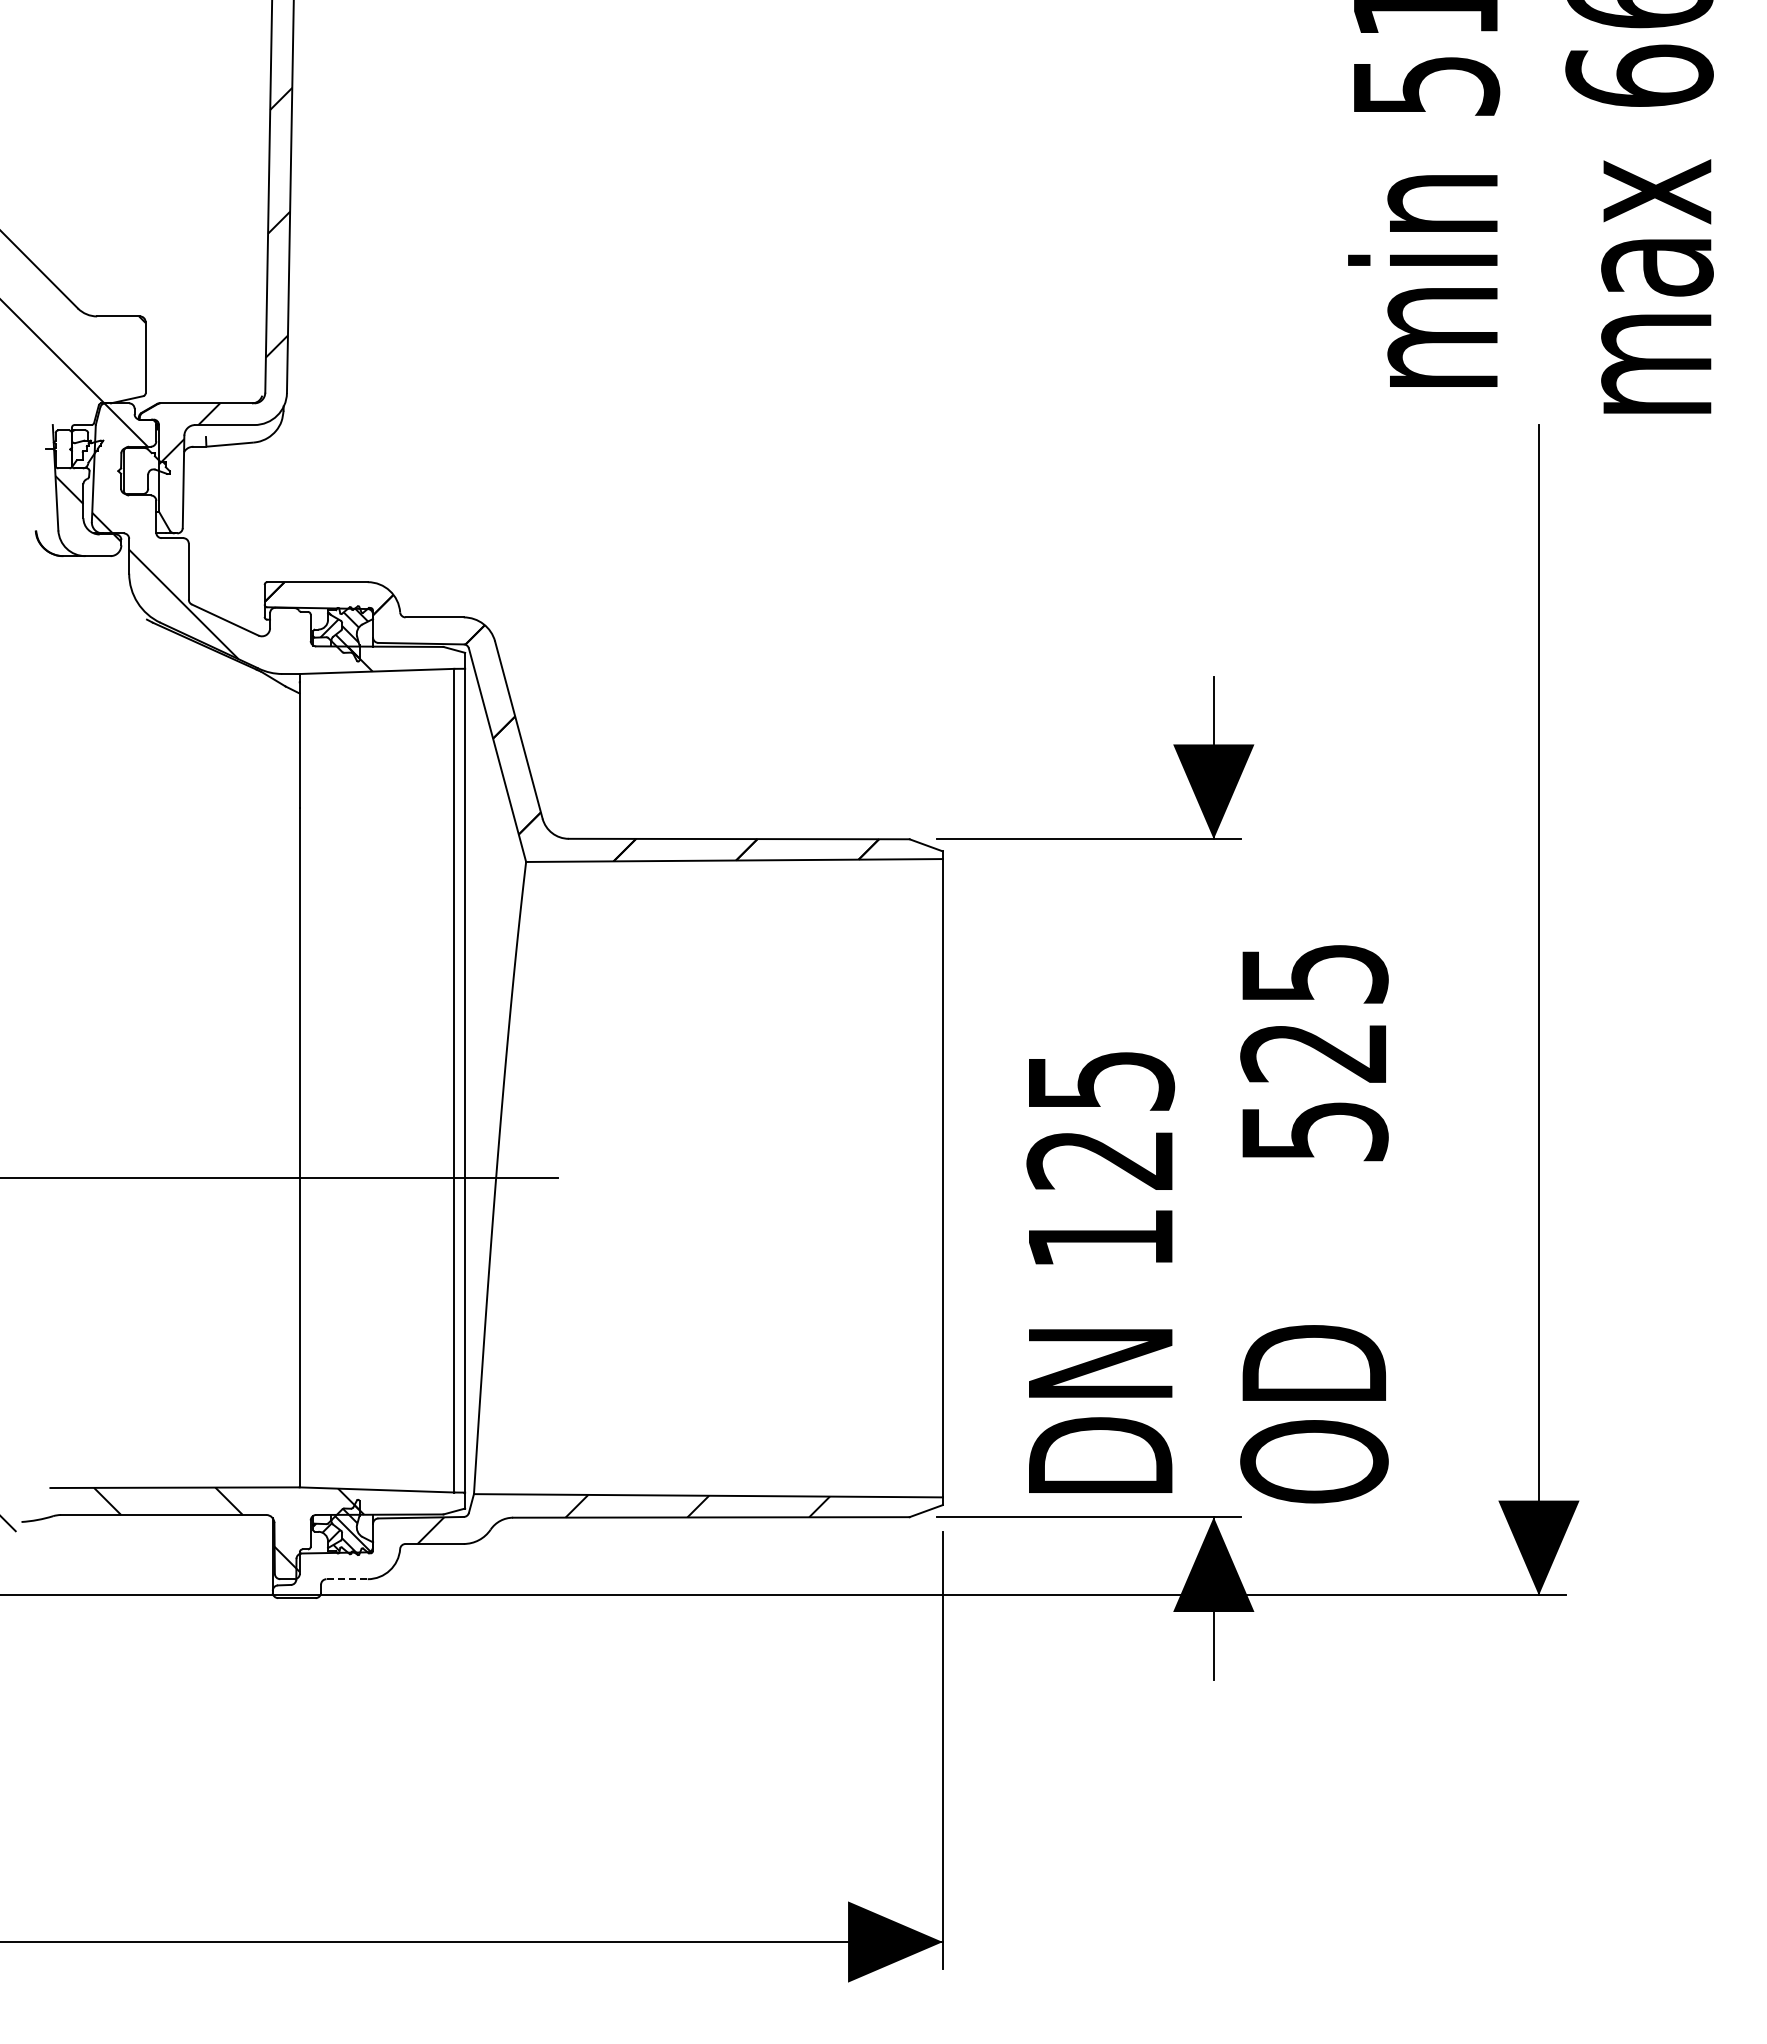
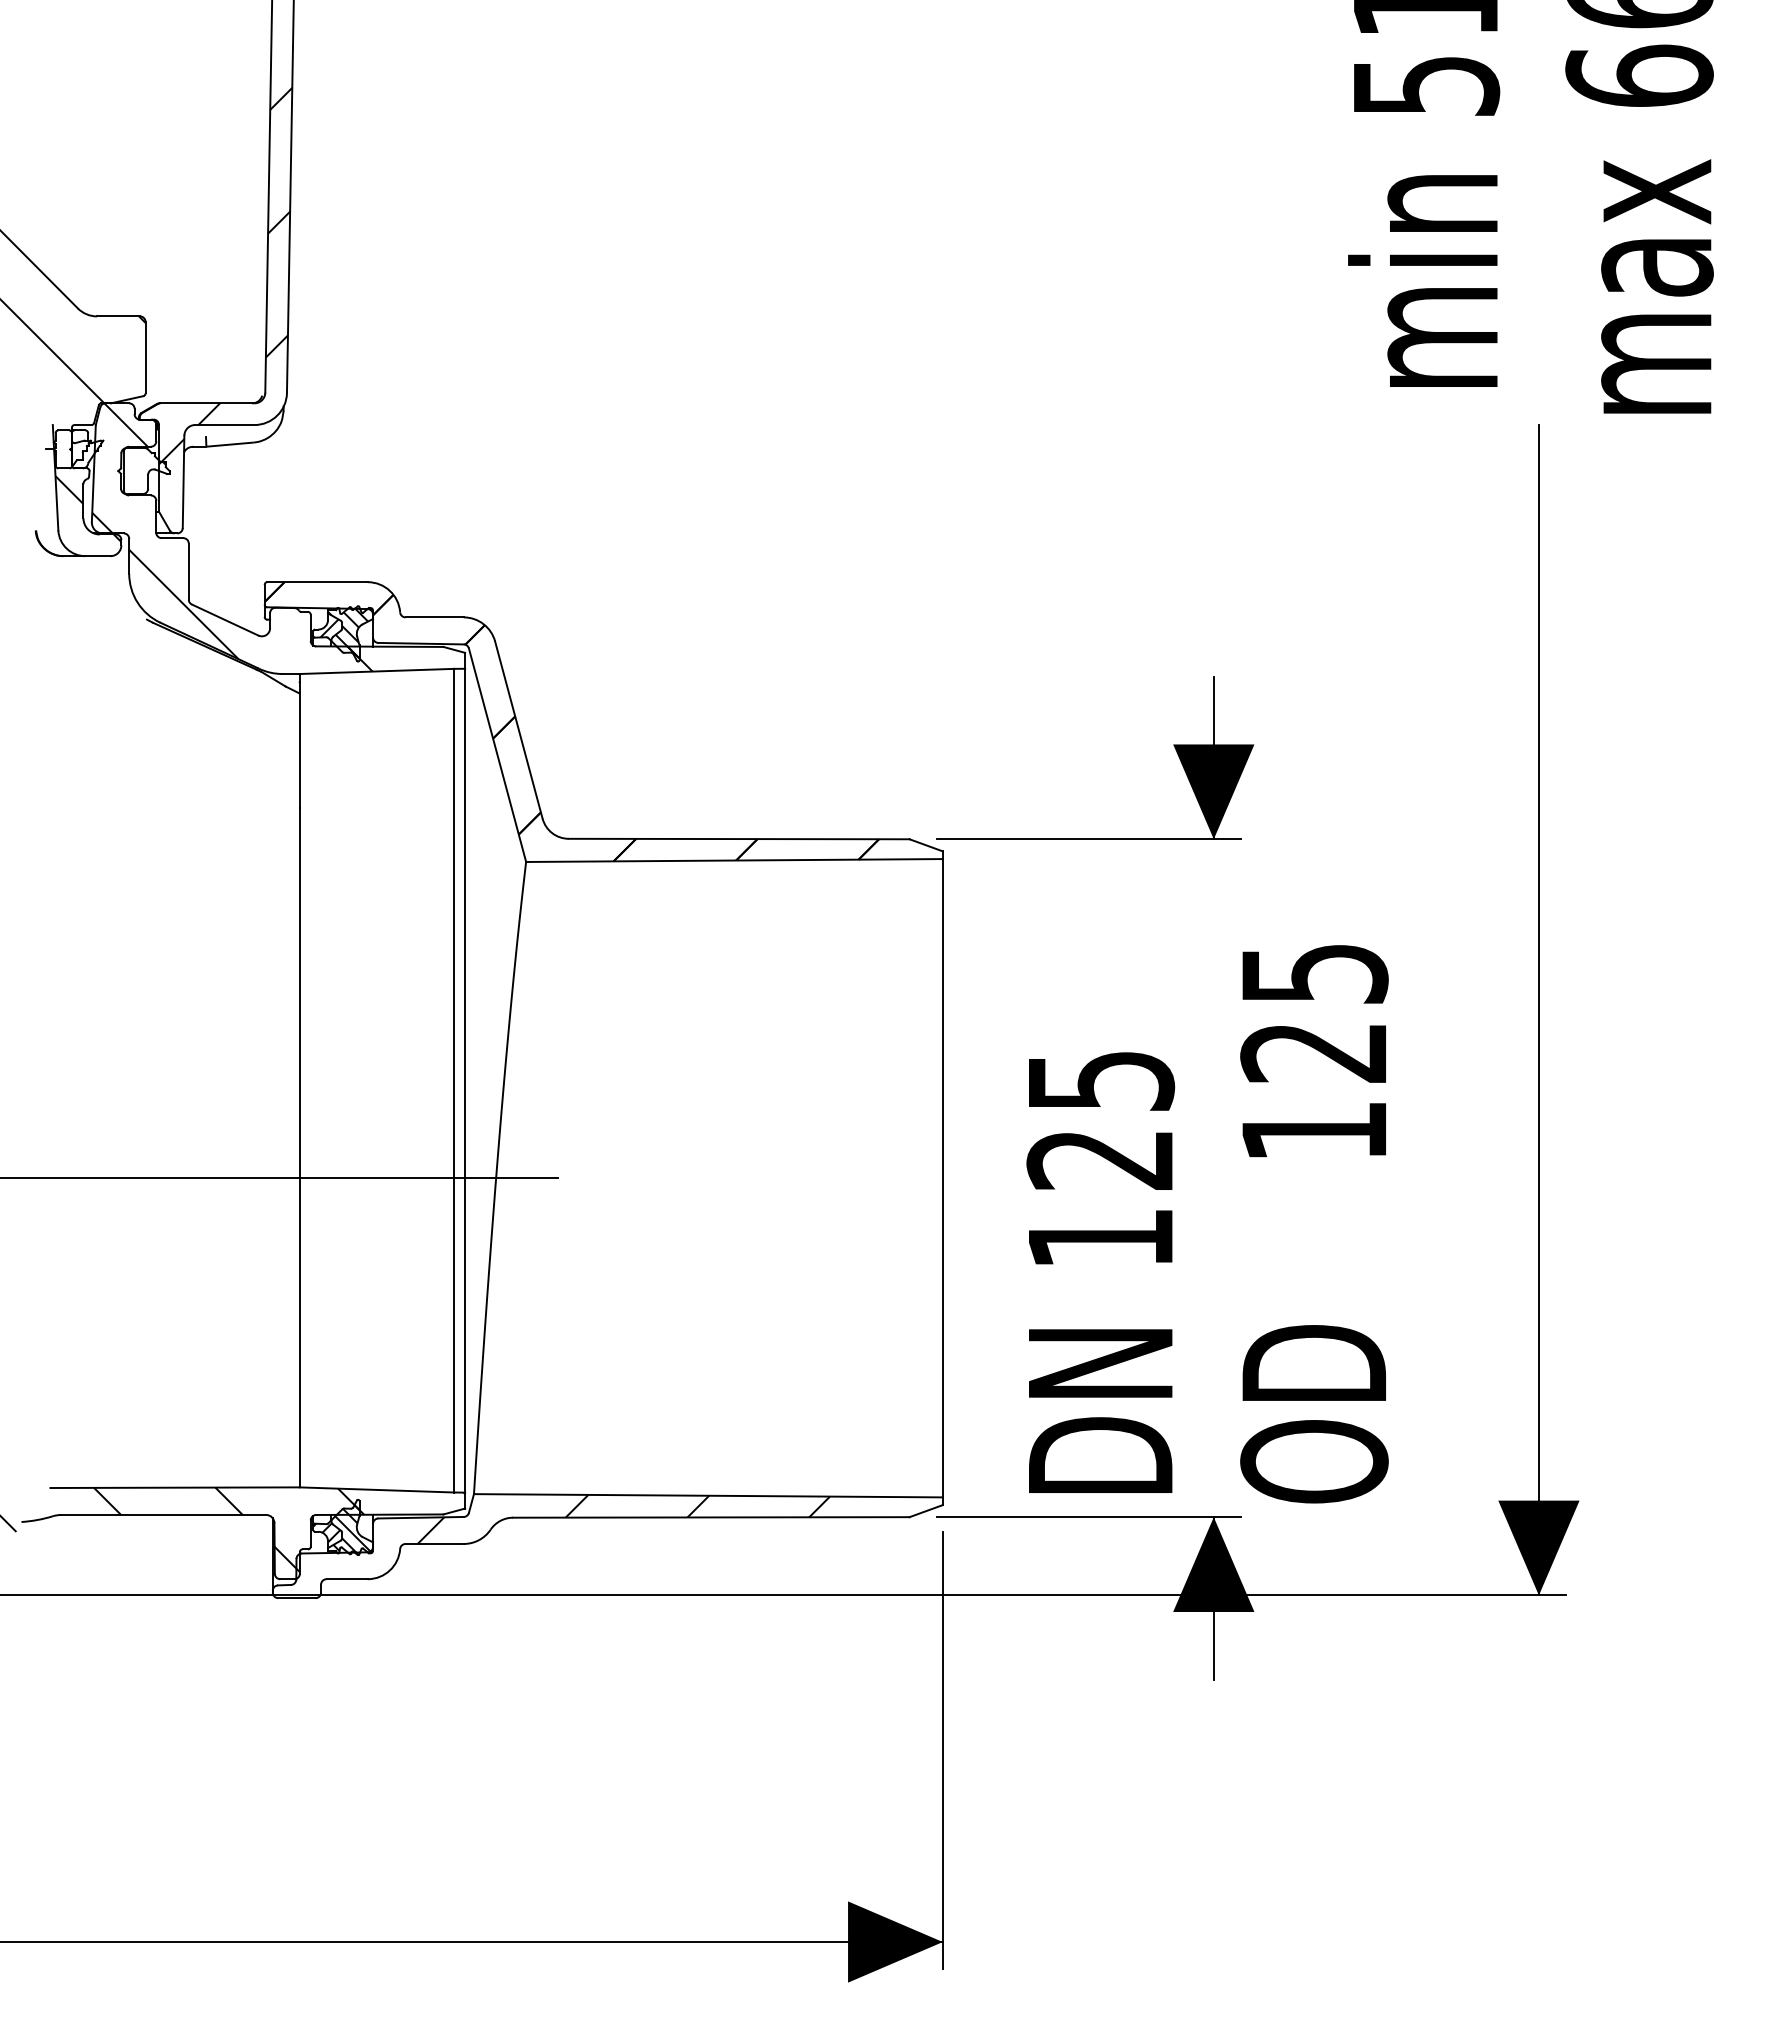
text: 525 -> 125 (1315, 1131)
line: dashed -> solid (347, 1579)
